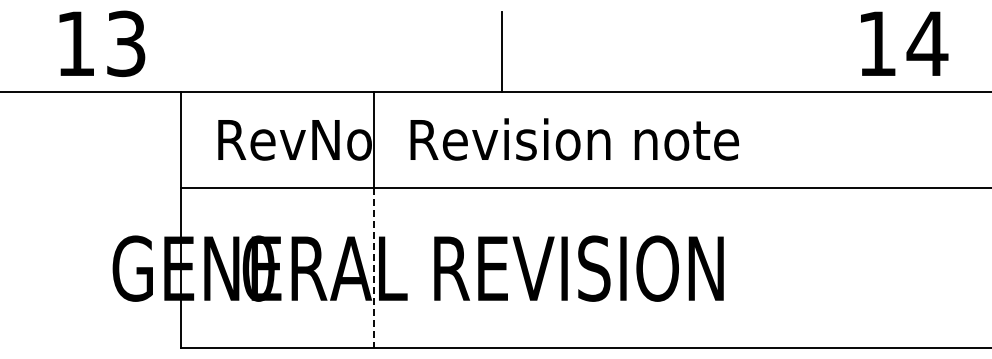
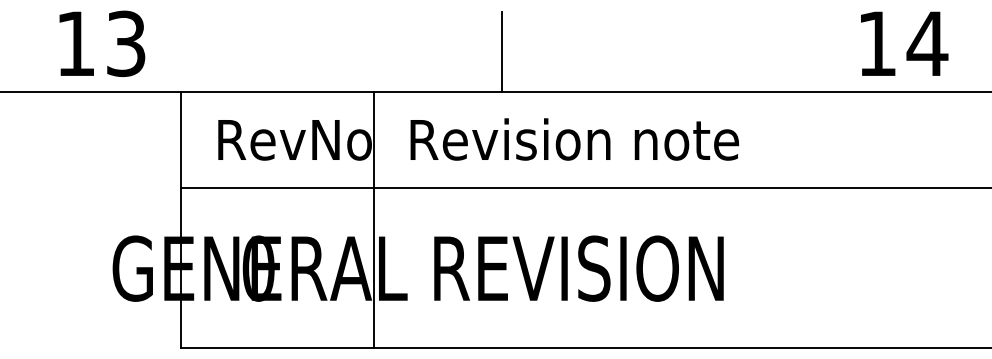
line: dashed -> solid (373, 268)
